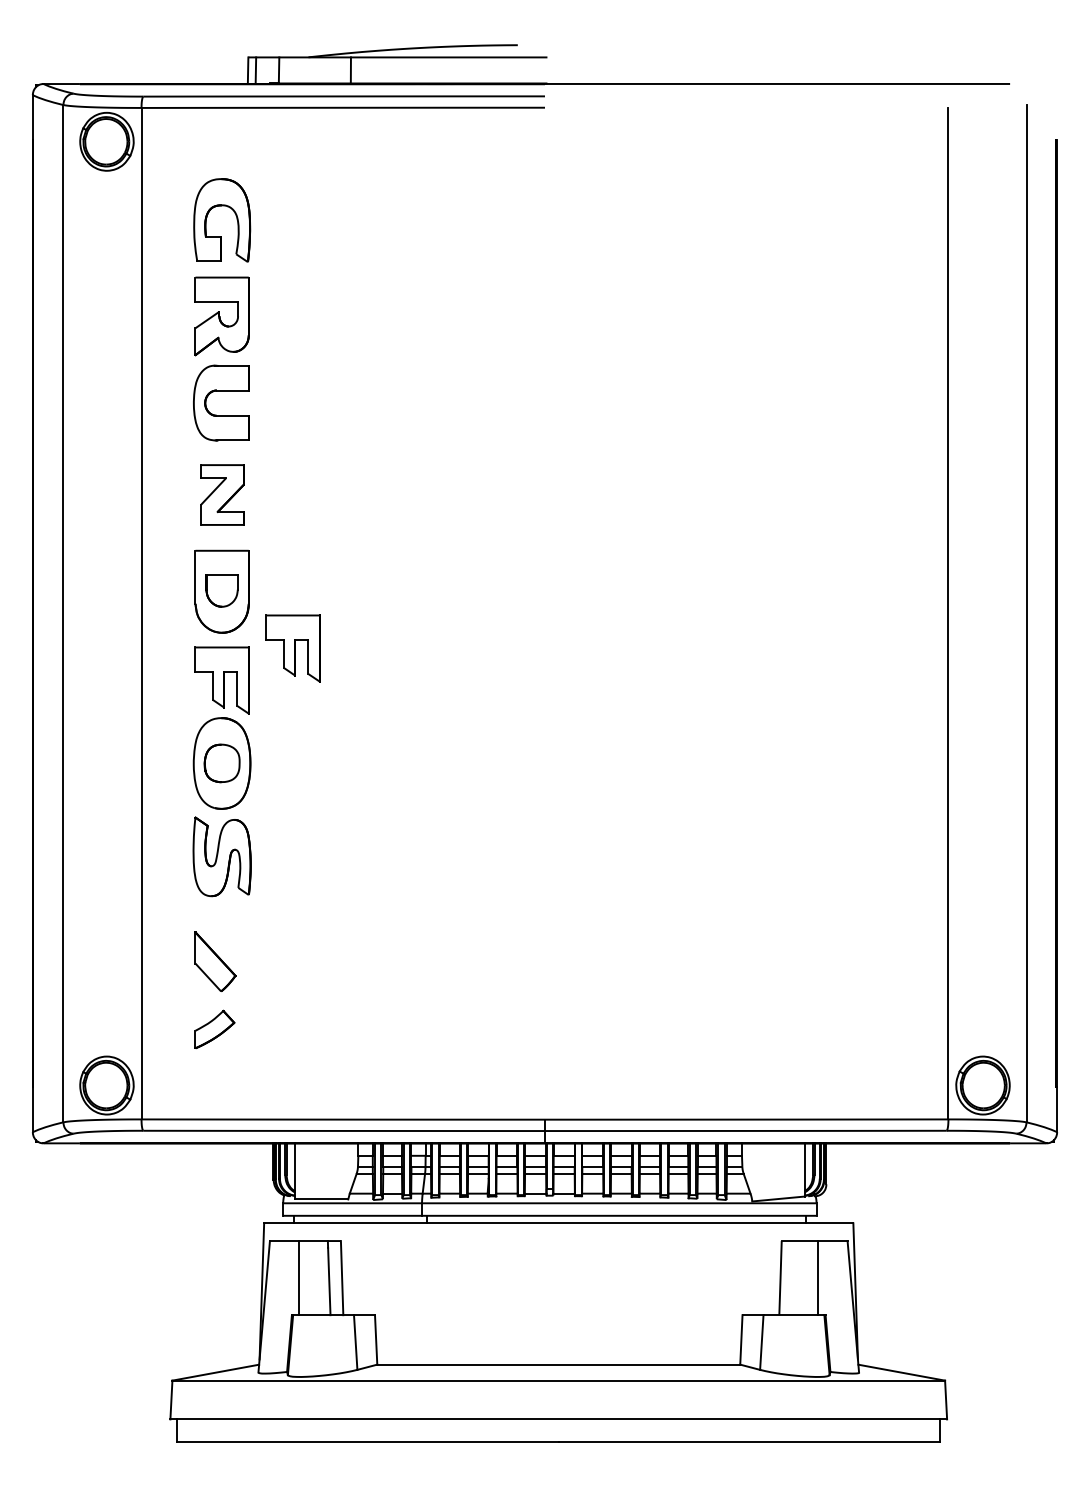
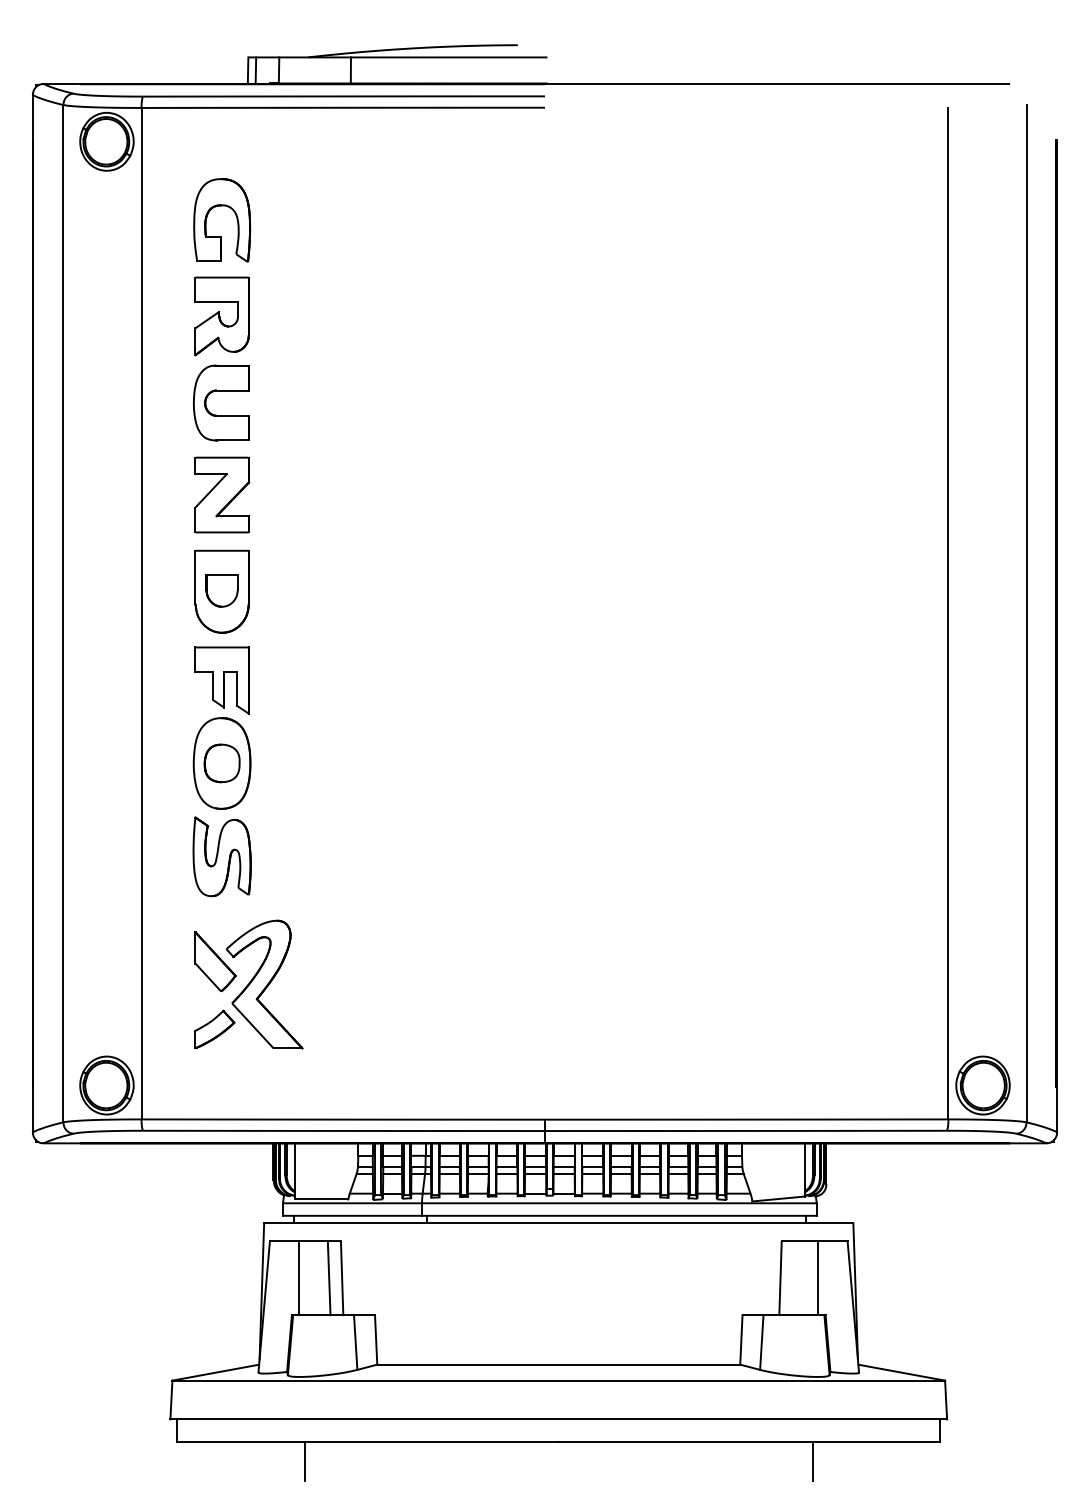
part size: 45x62 px -> 57x78 px (222, 494)
part: present -> none (292, 648)
part: none -> present (264, 984)
line: none -> present (304, 1461)
line: none -> present (812, 1461)
